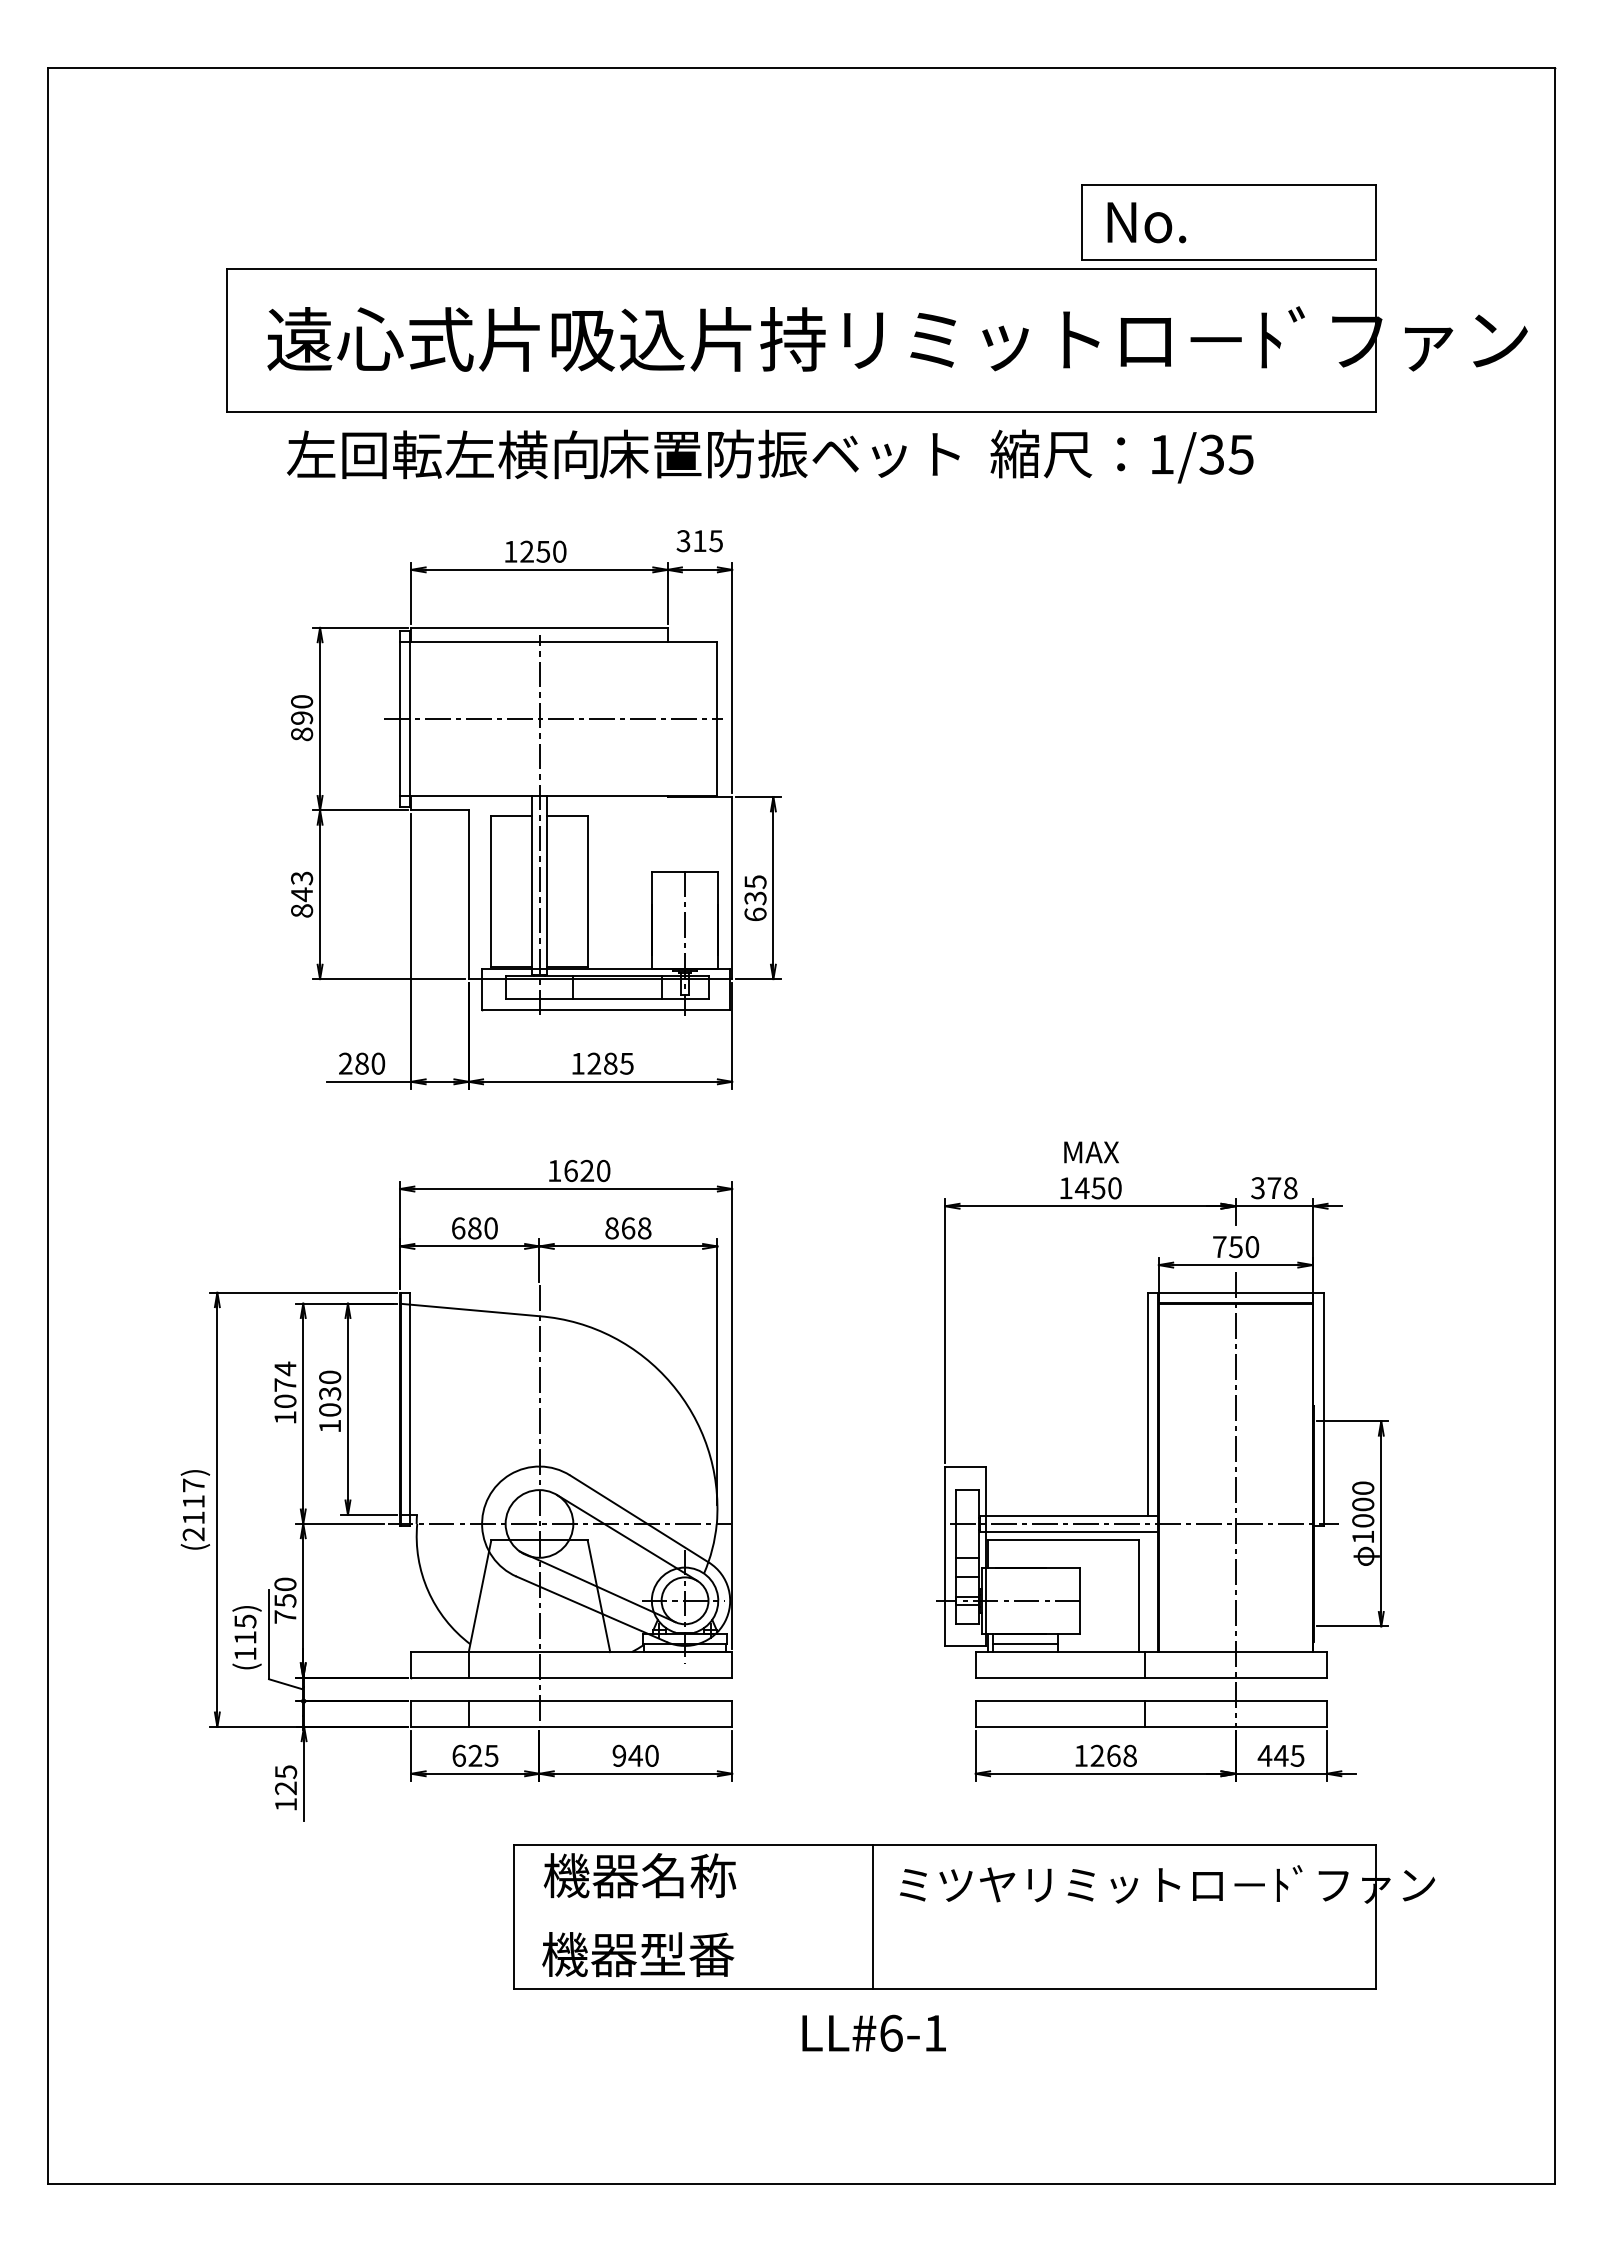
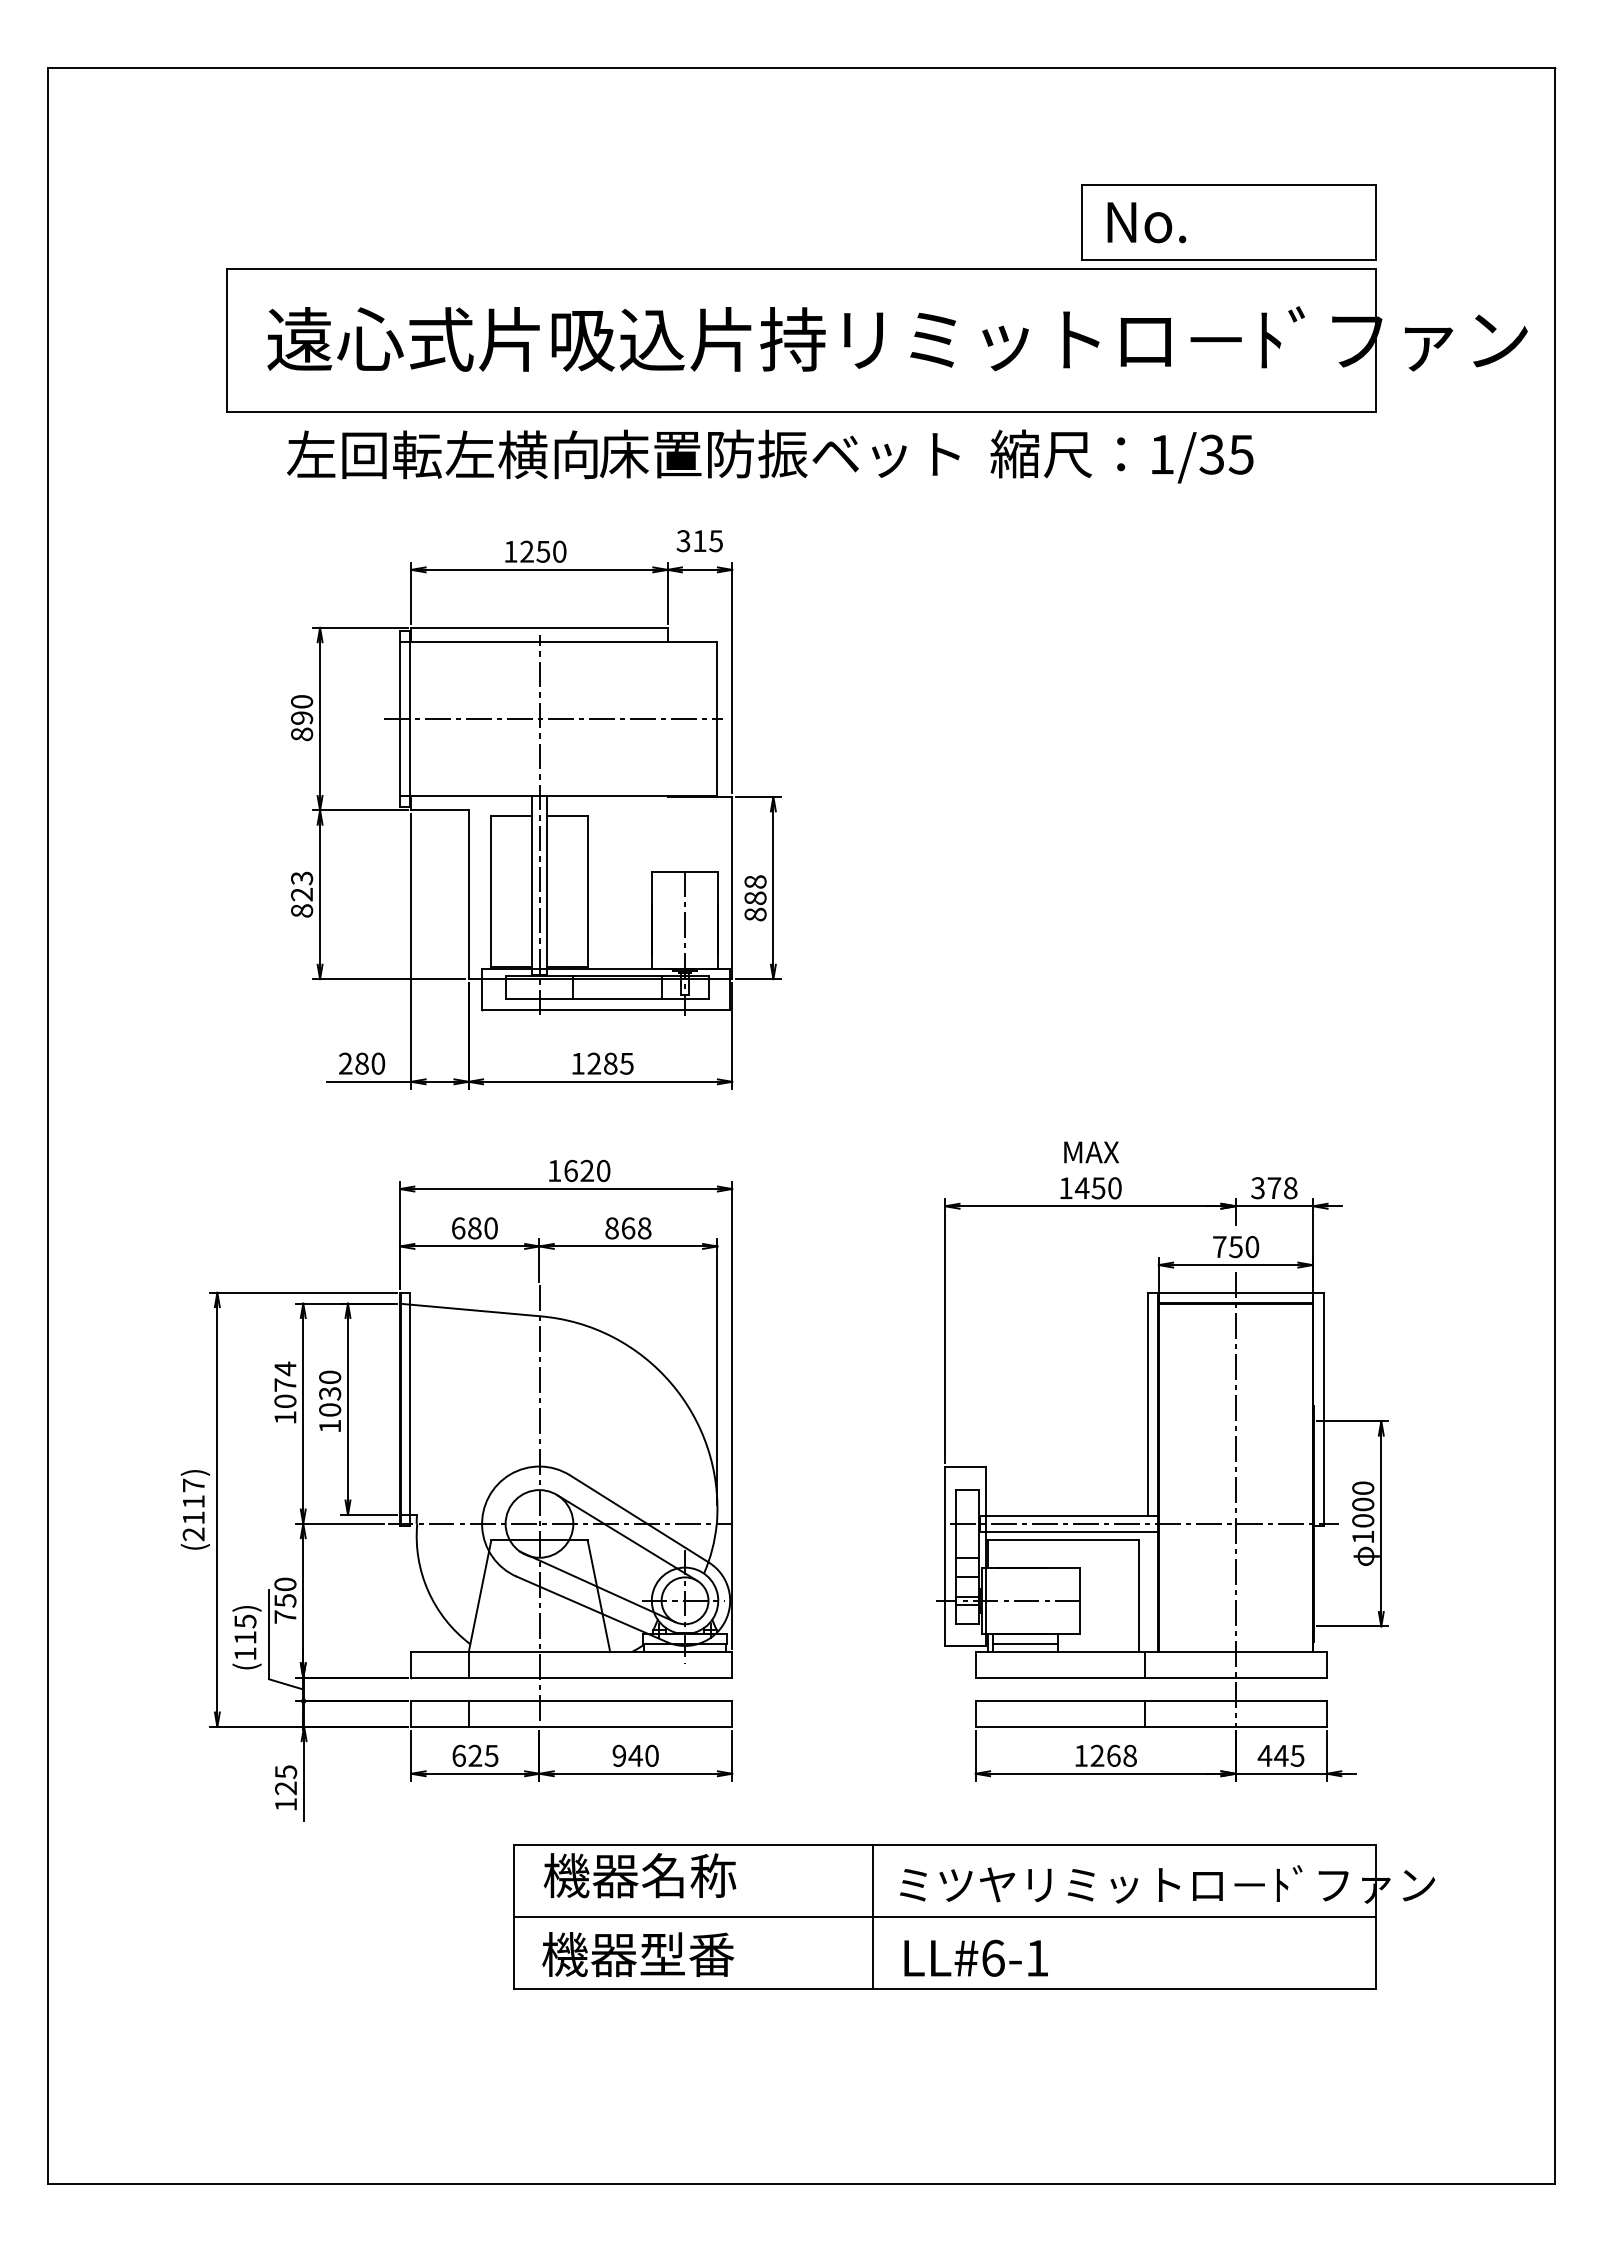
text: 843 -> 823 (301, 894)
text: 635 -> 888 (755, 898)
line: none -> present (944, 1916)
text position: (873, 2032) -> (975, 1957) (975, 1957)
